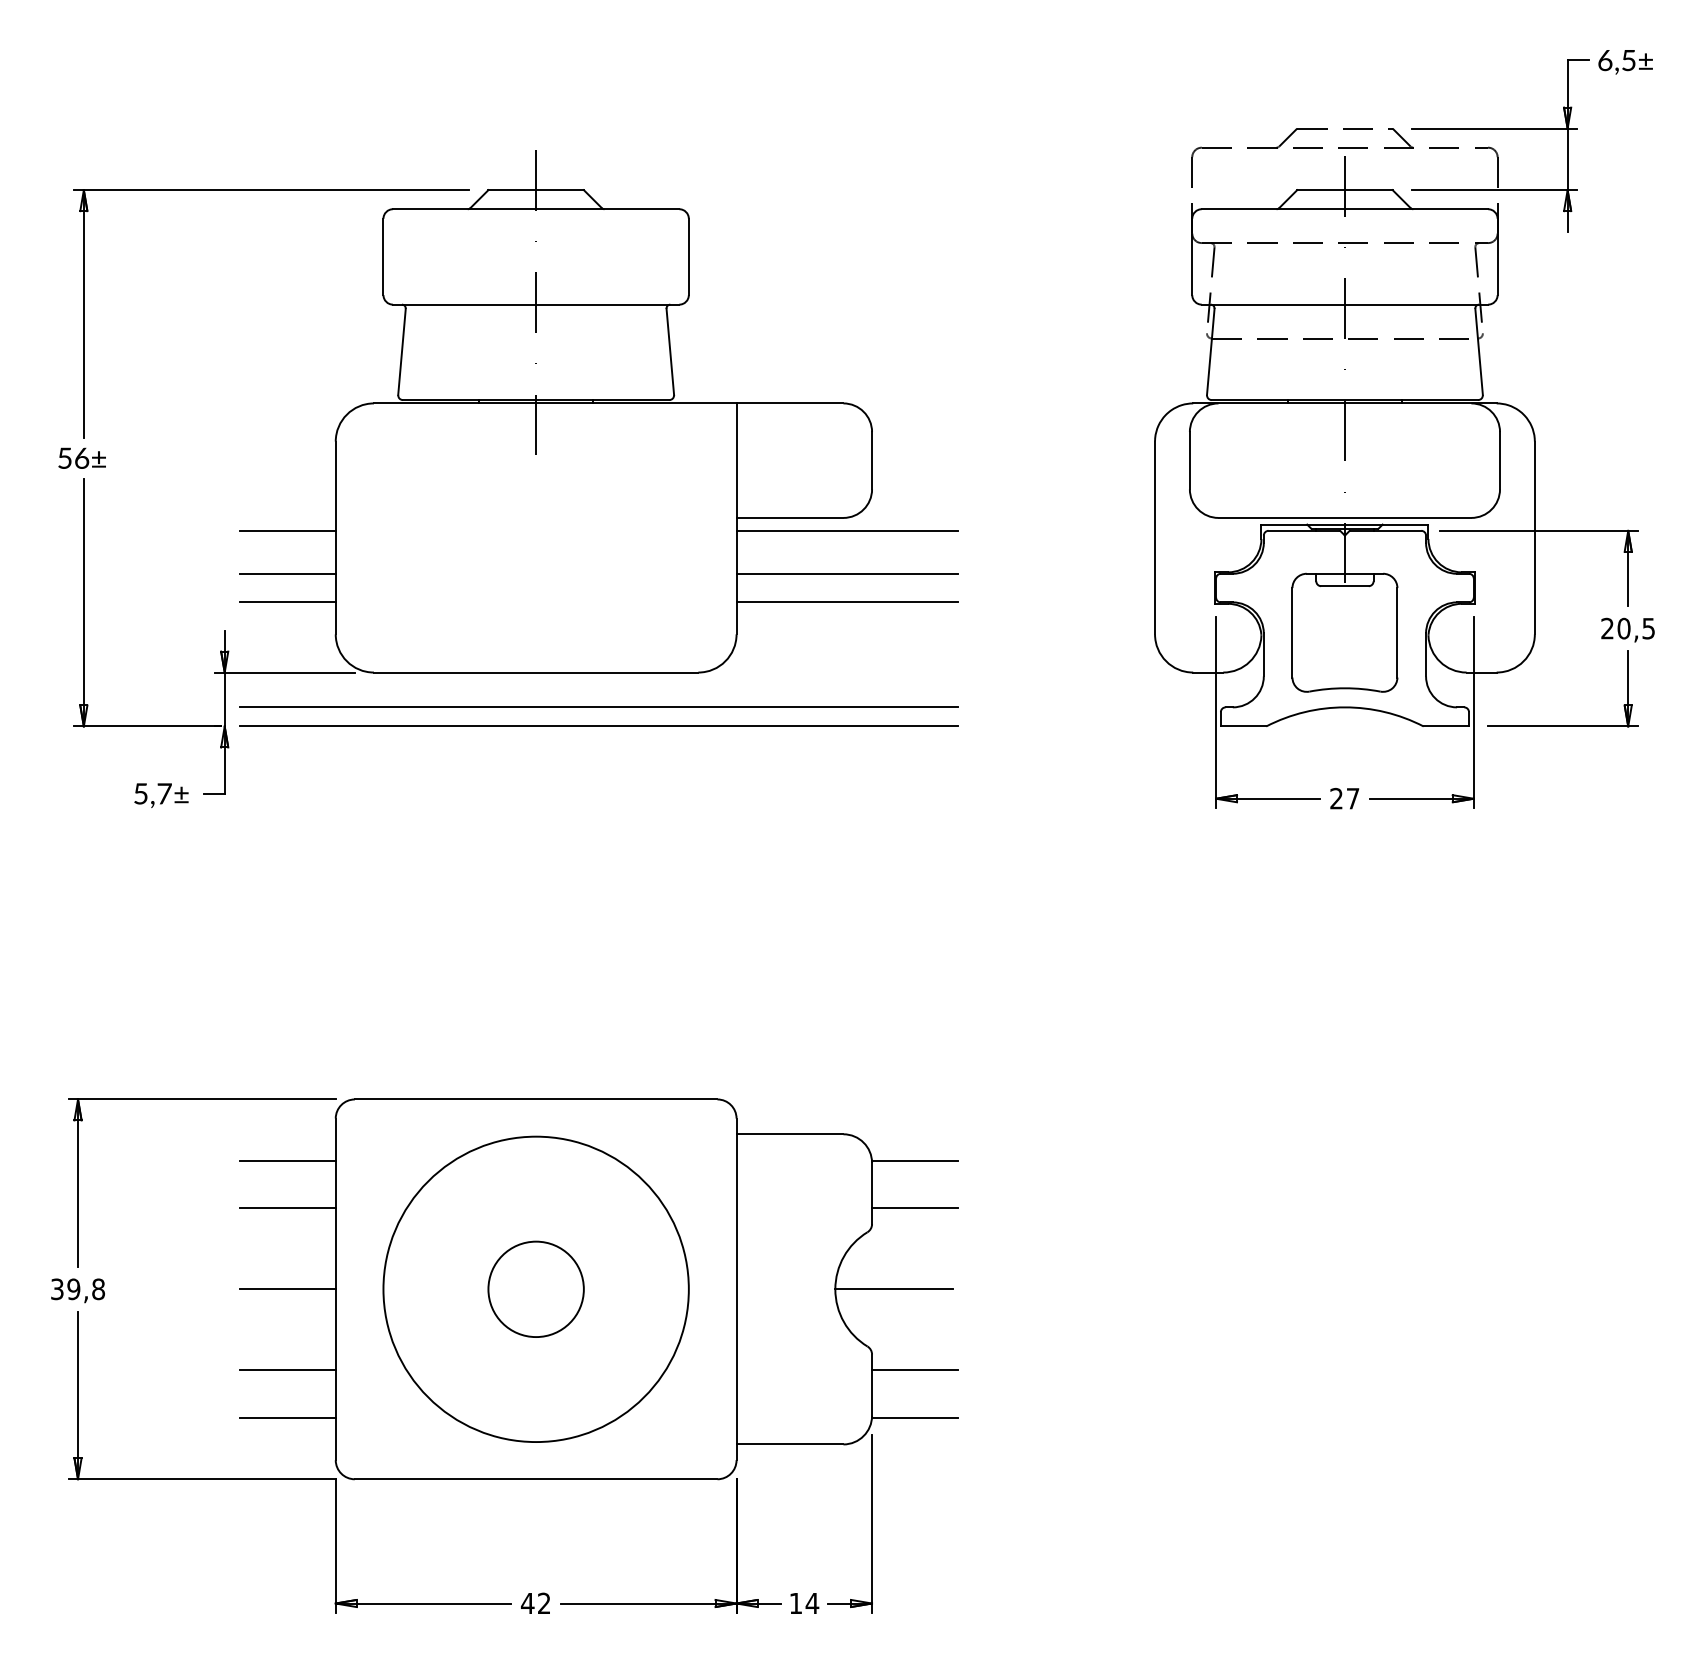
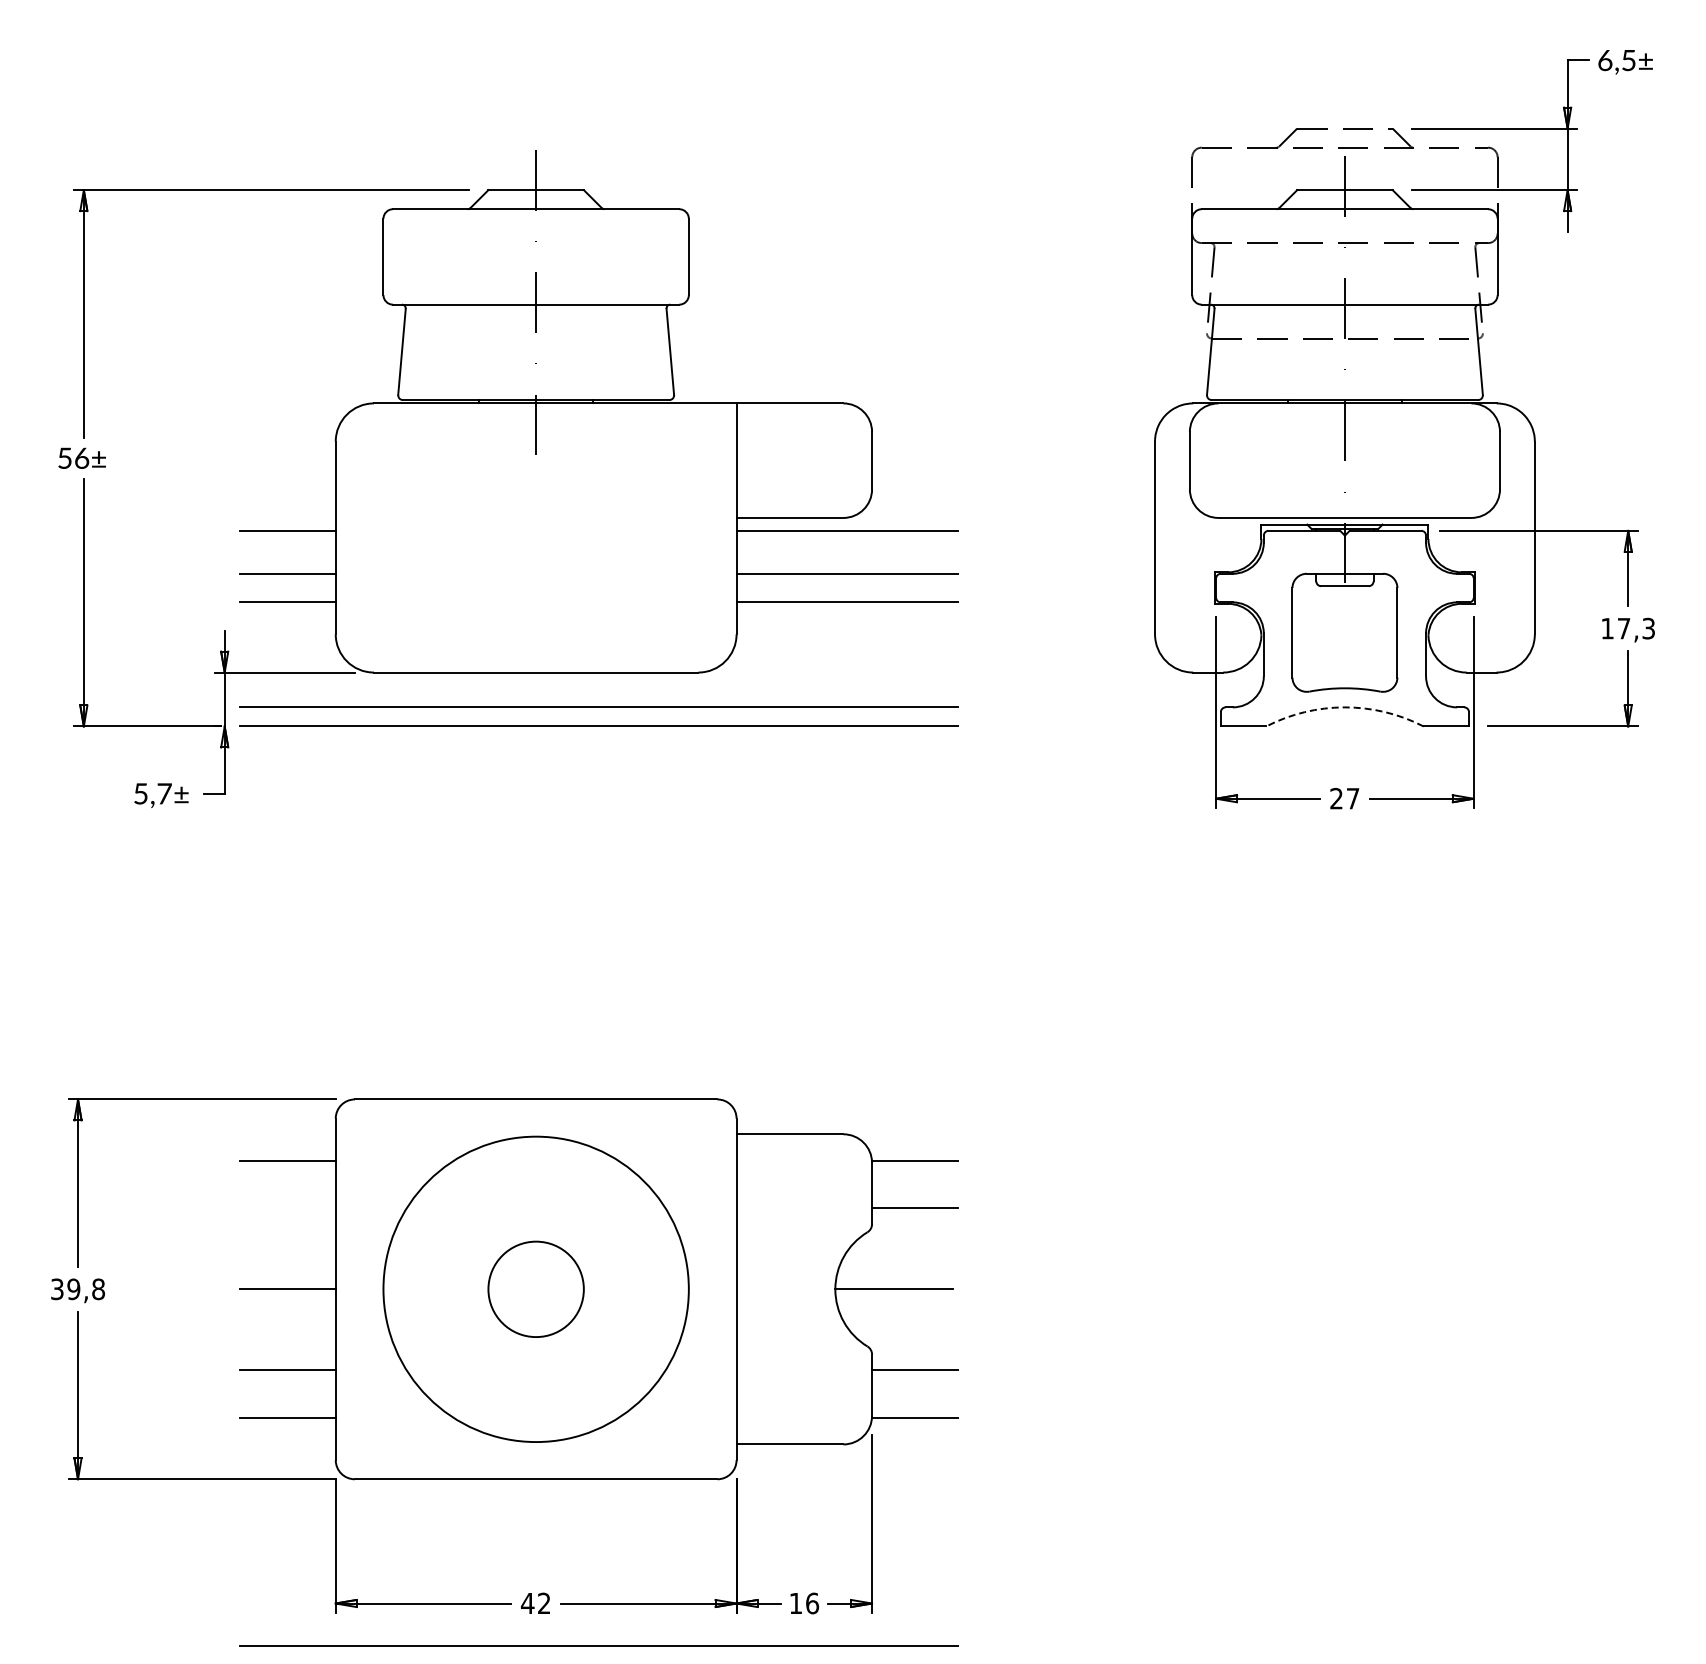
text: 20,5 -> 17,3 (1627, 628)
arc: solid -> dashed (1344, 707)
line: present -> none (287, 1208)
text: 14 -> 16 (812, 1603)
line: none -> present (598, 1645)
